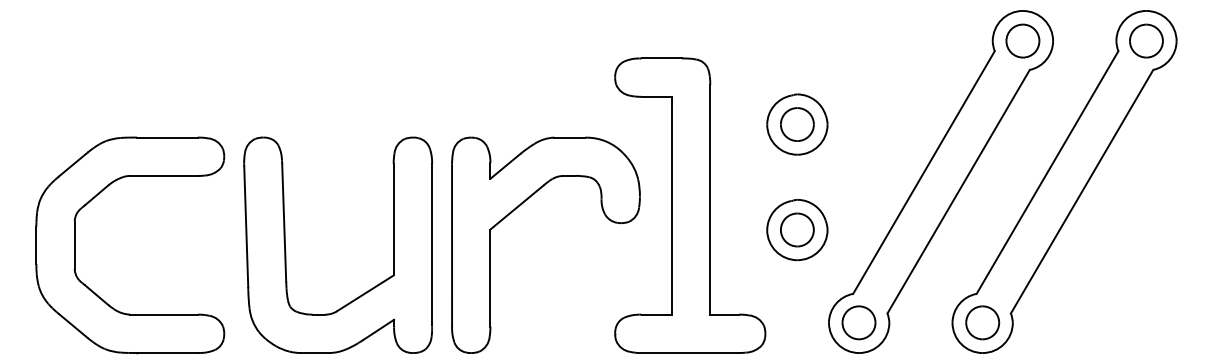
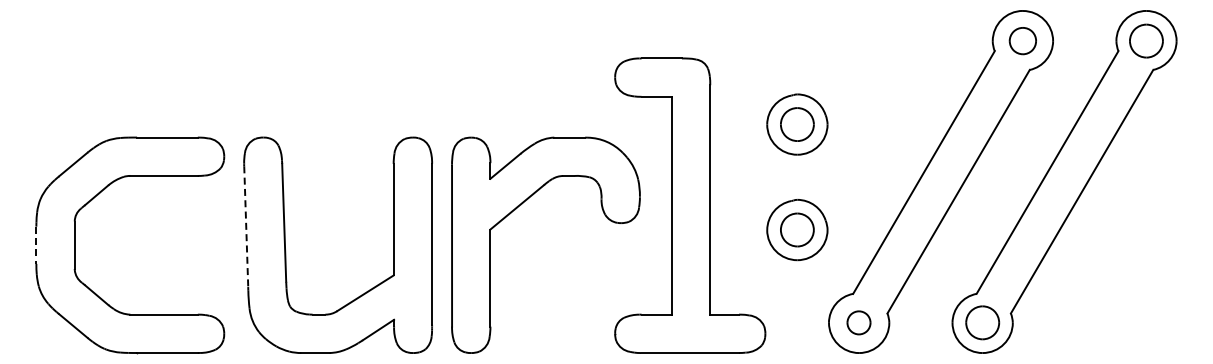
part size: 36x36 px -> 29x29 px (1022, 41)
line: solid -> dashed (246, 227)
line: solid -> dashed (36, 245)
part size: 36x36 px -> 26x26 px (858, 322)
